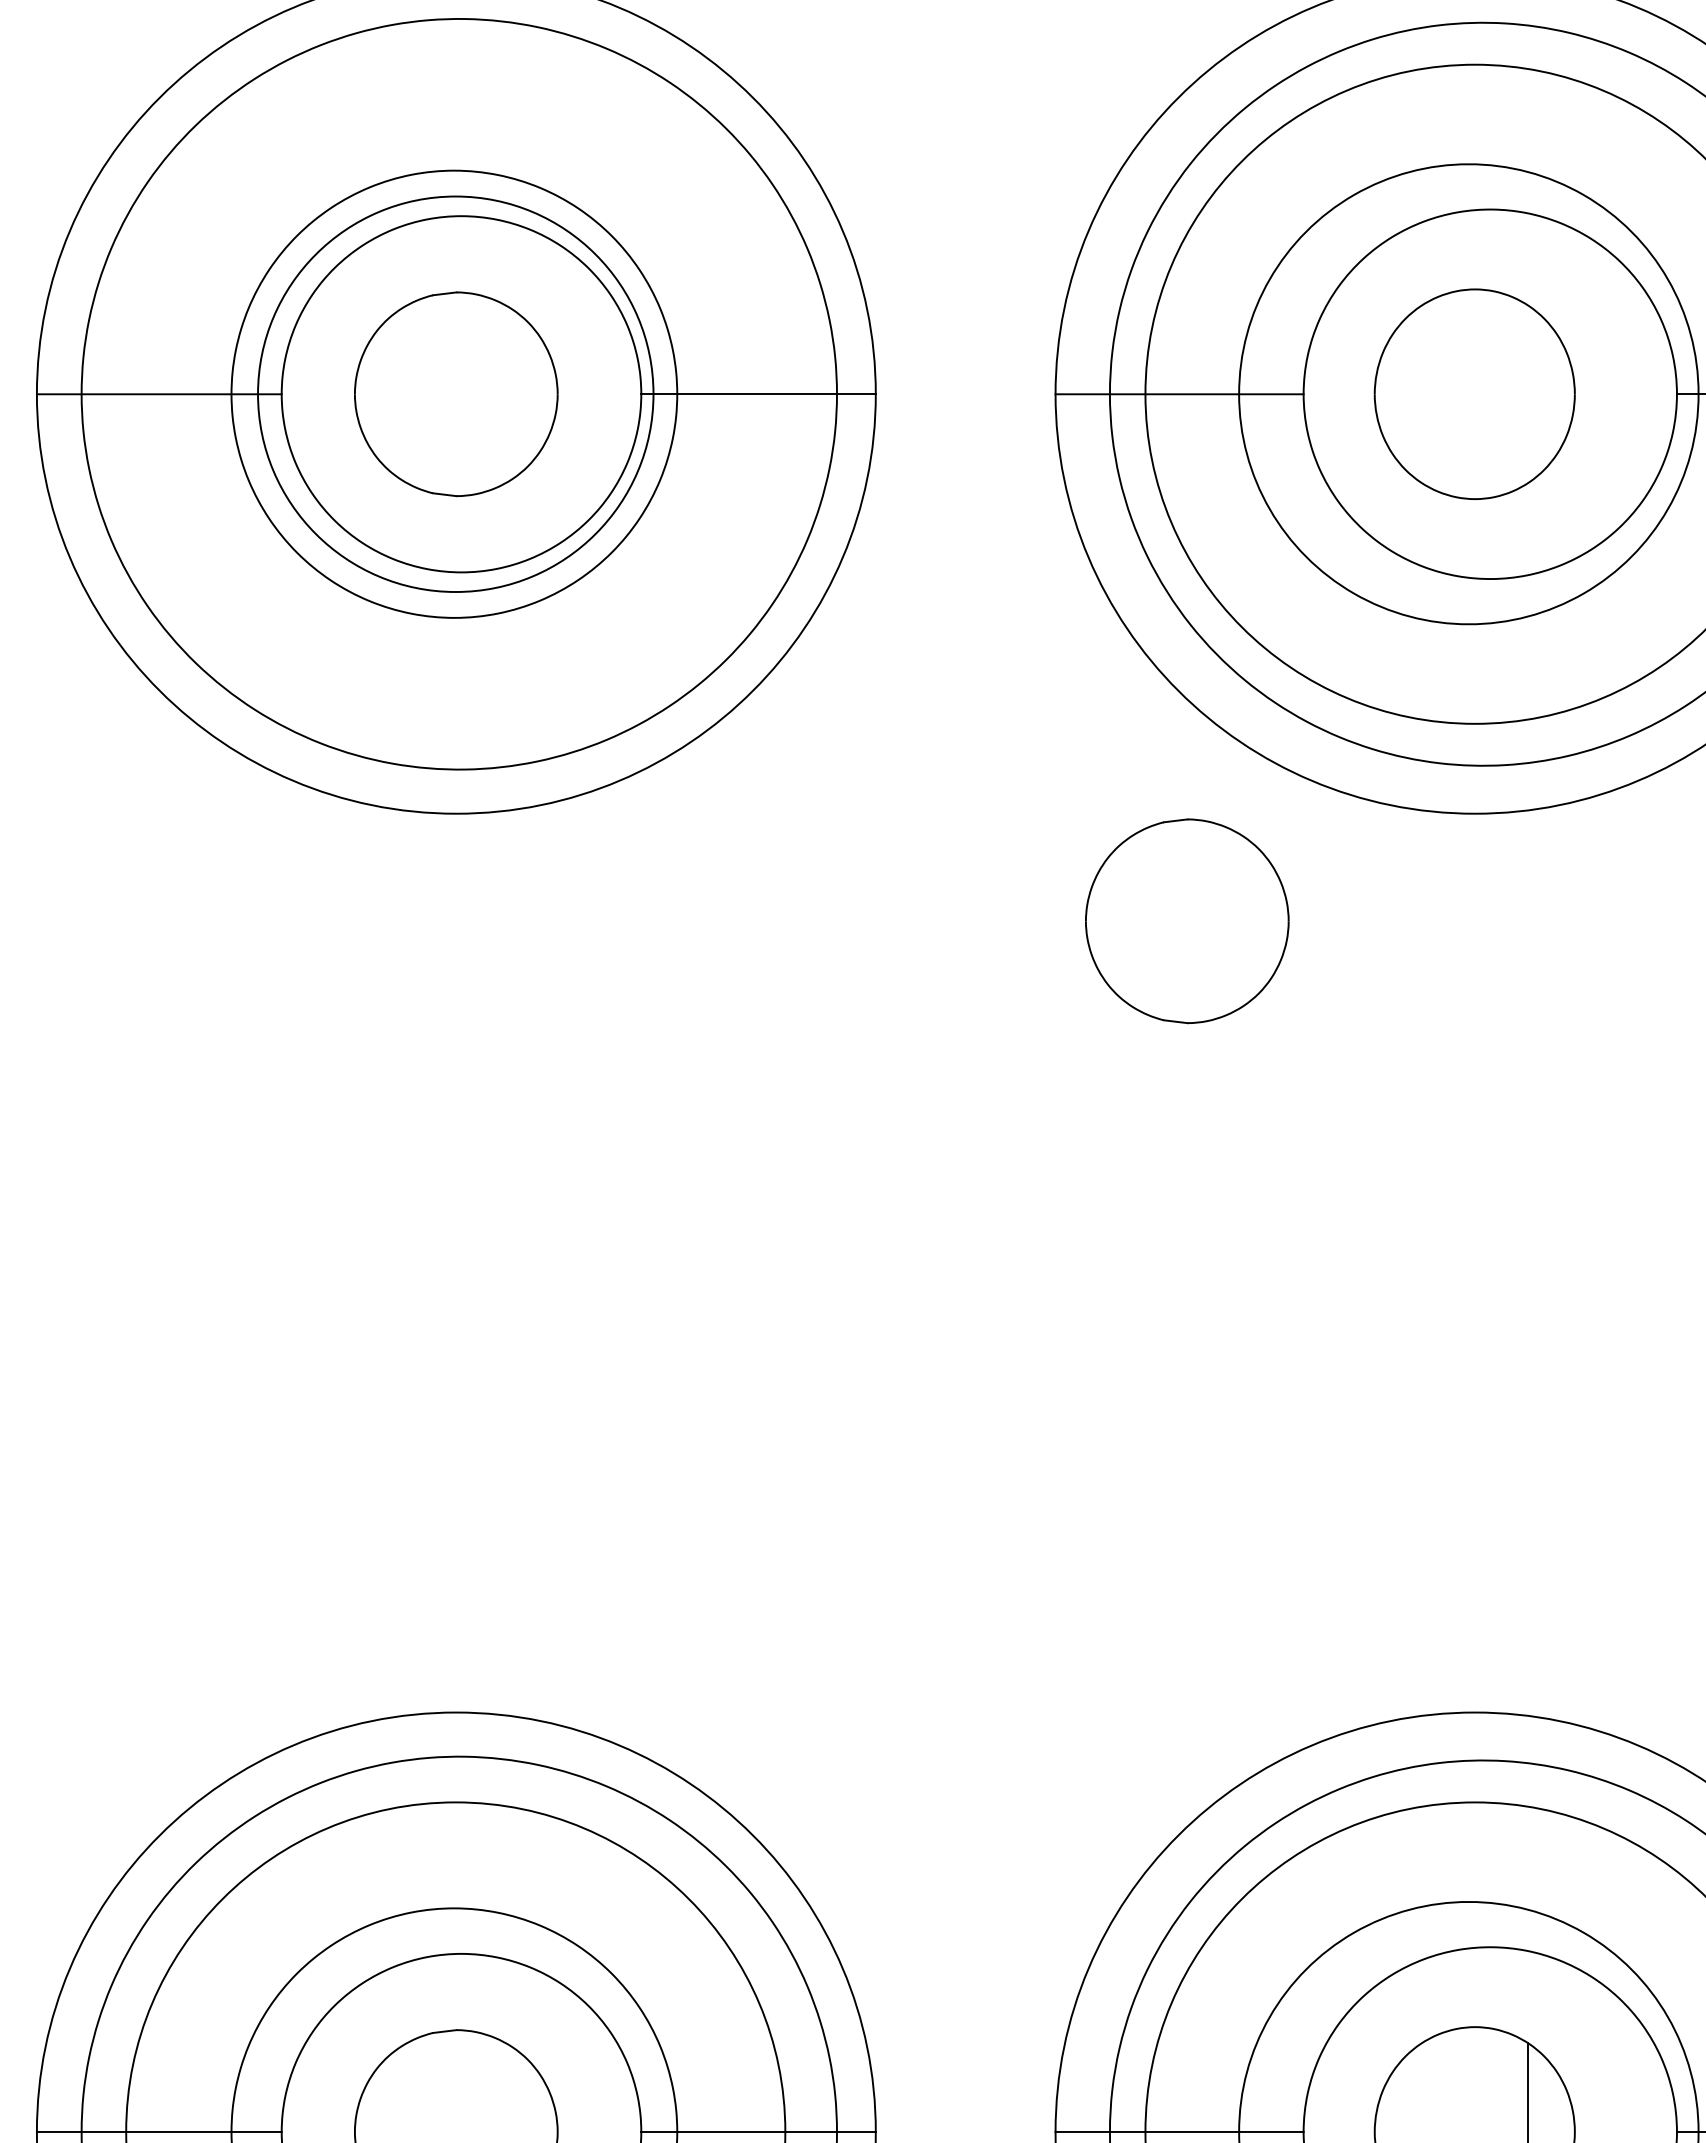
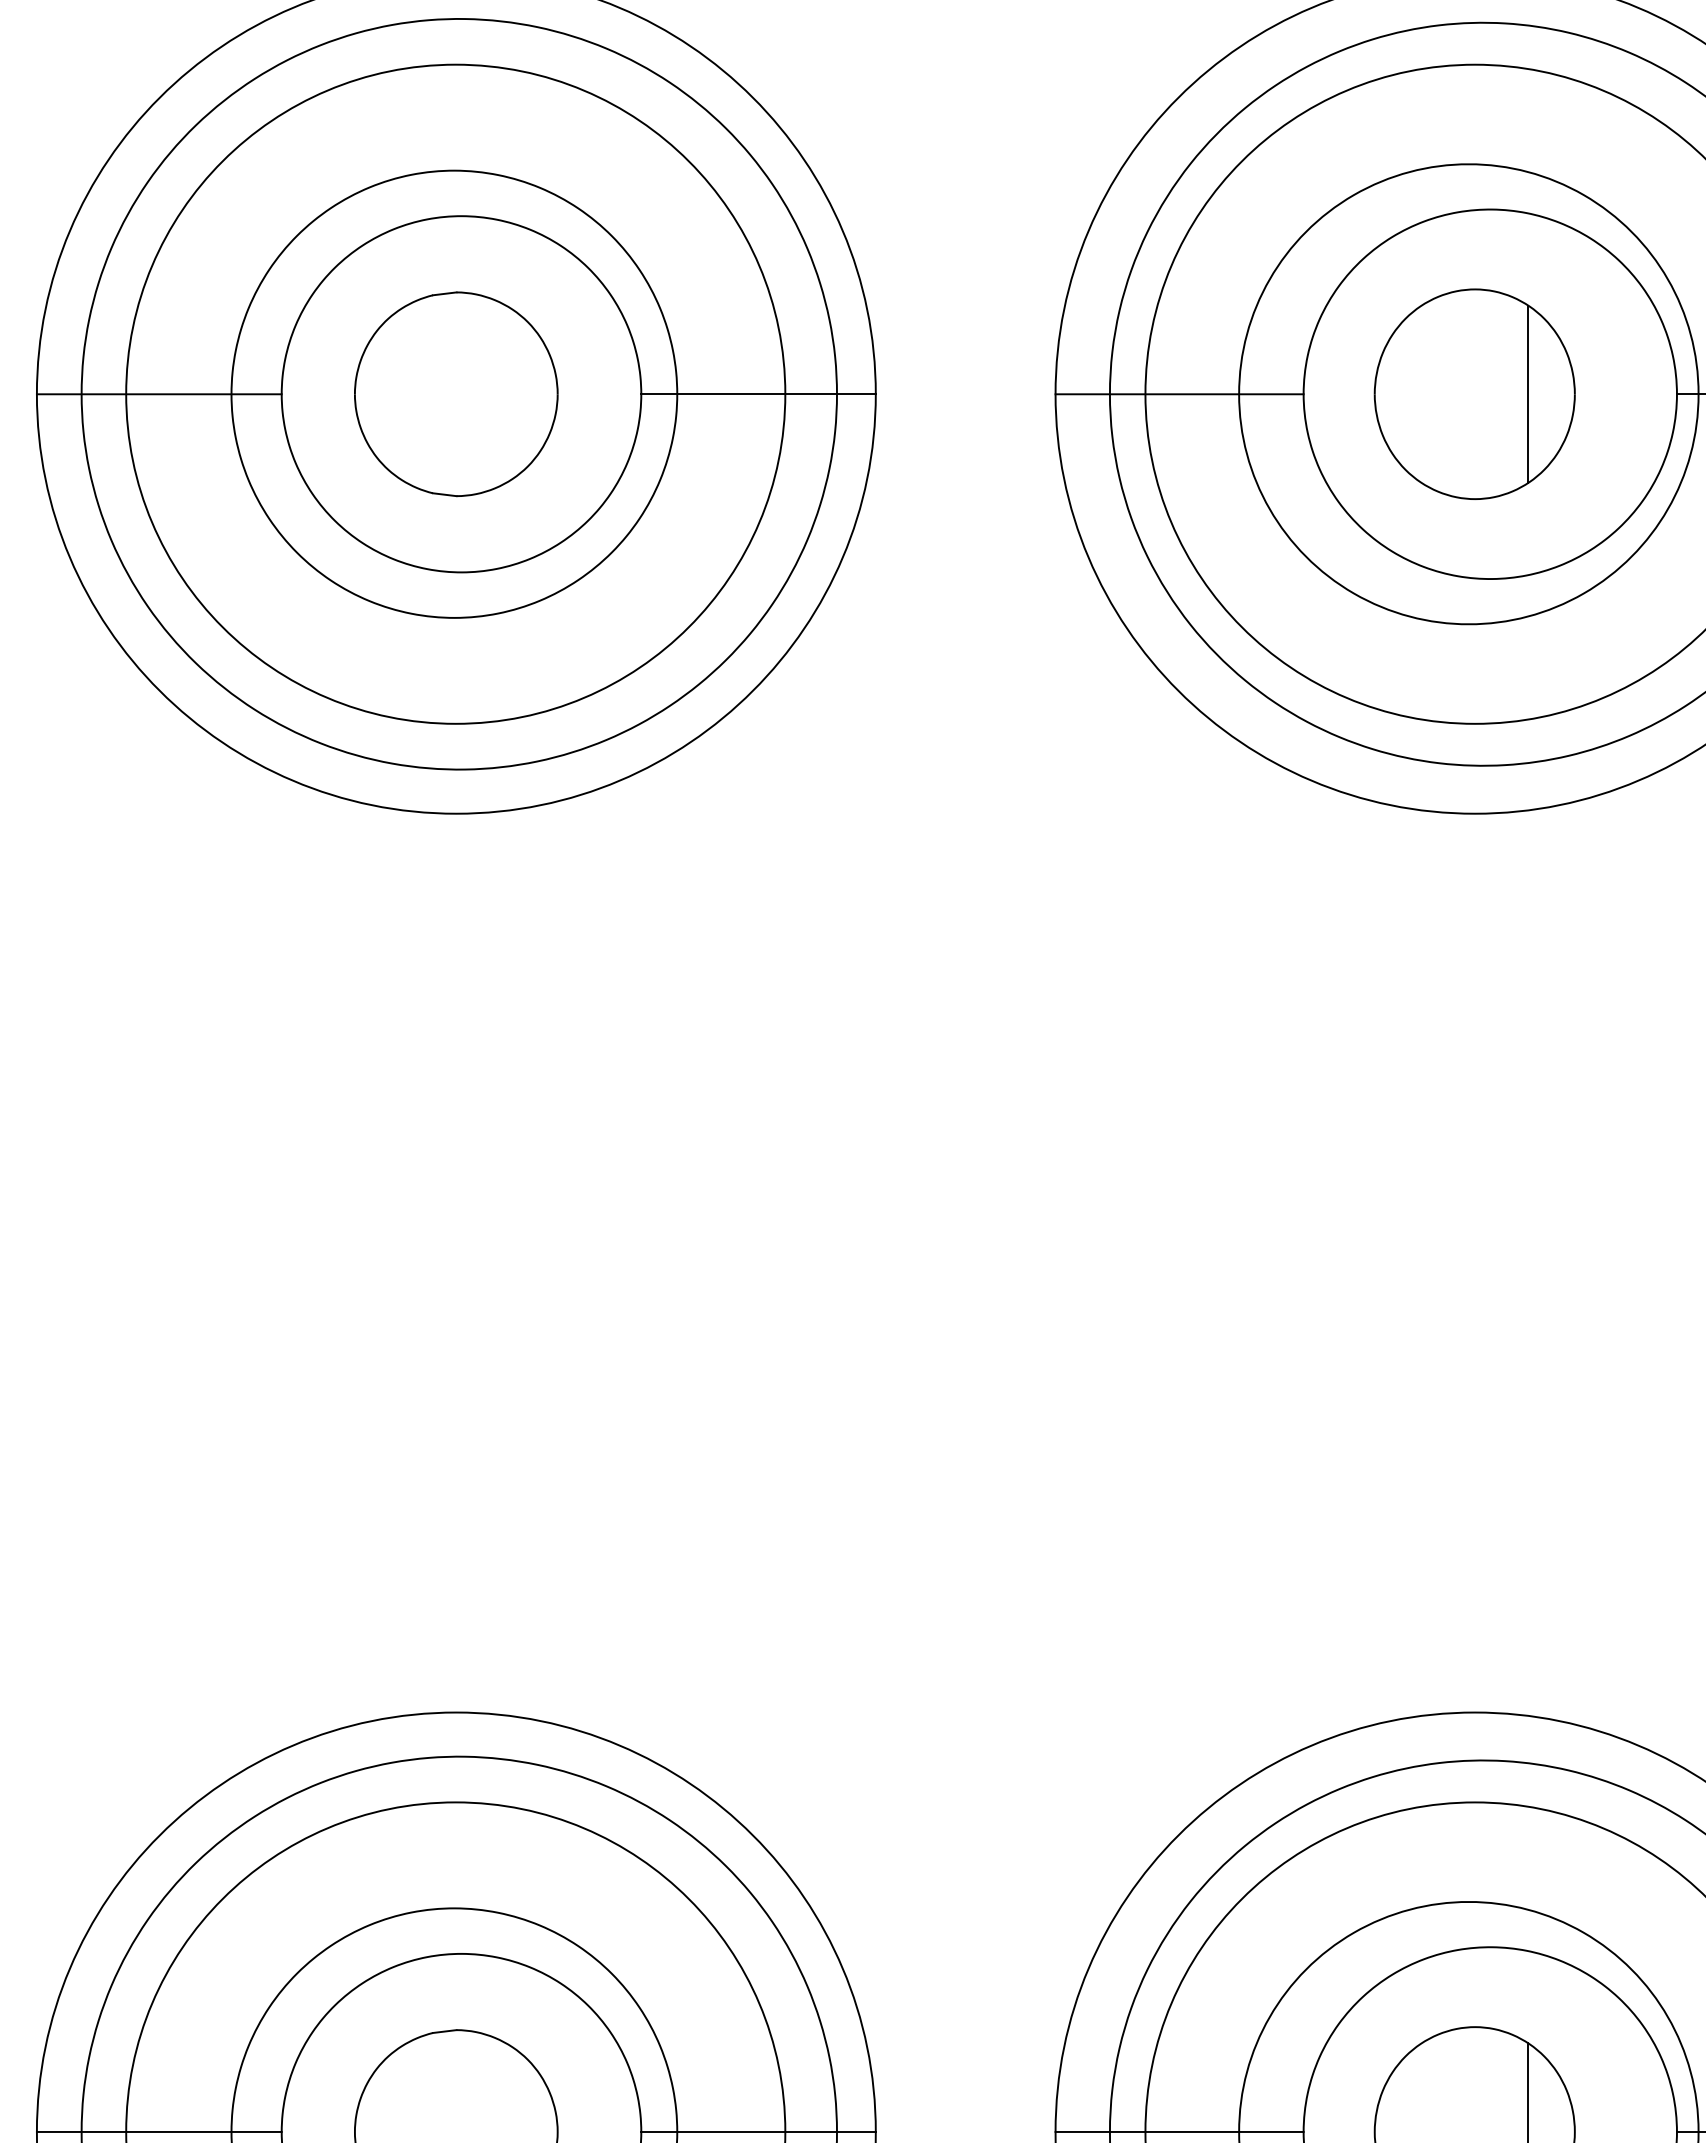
line: none -> present (1528, 393)
circle diameter: 395 px -> 659 px (455, 393)
part: present -> none (1187, 921)
